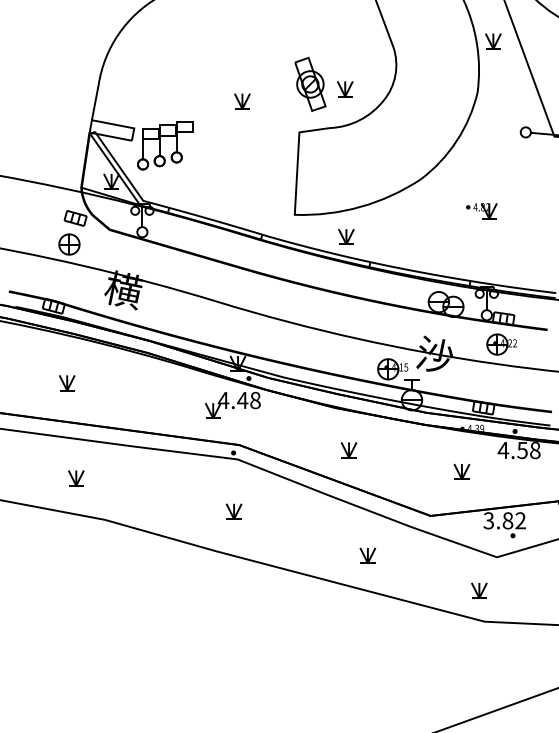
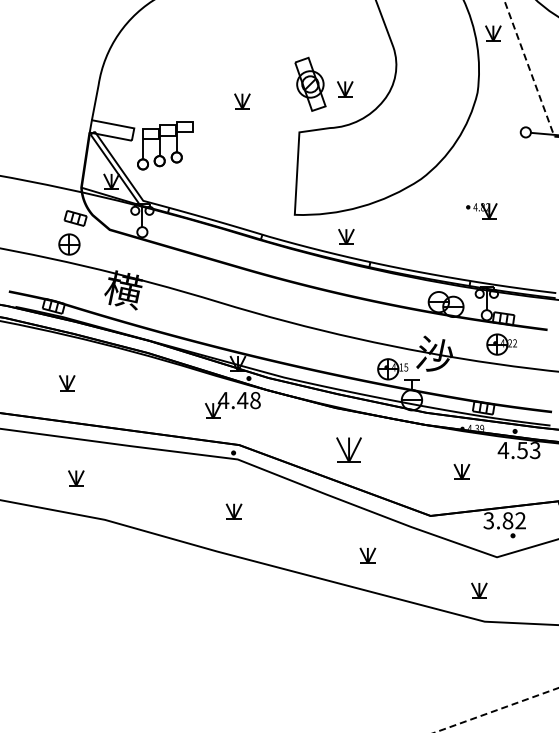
part position: (493, 41) -> (493, 33) (493, 33)
line: solid -> dashed (530, 71)
part size: 18x17 px -> 26x26 px (348, 449)
text: 4.58 -> 4.53 (535, 450)
line: solid -> dashed (496, 710)
